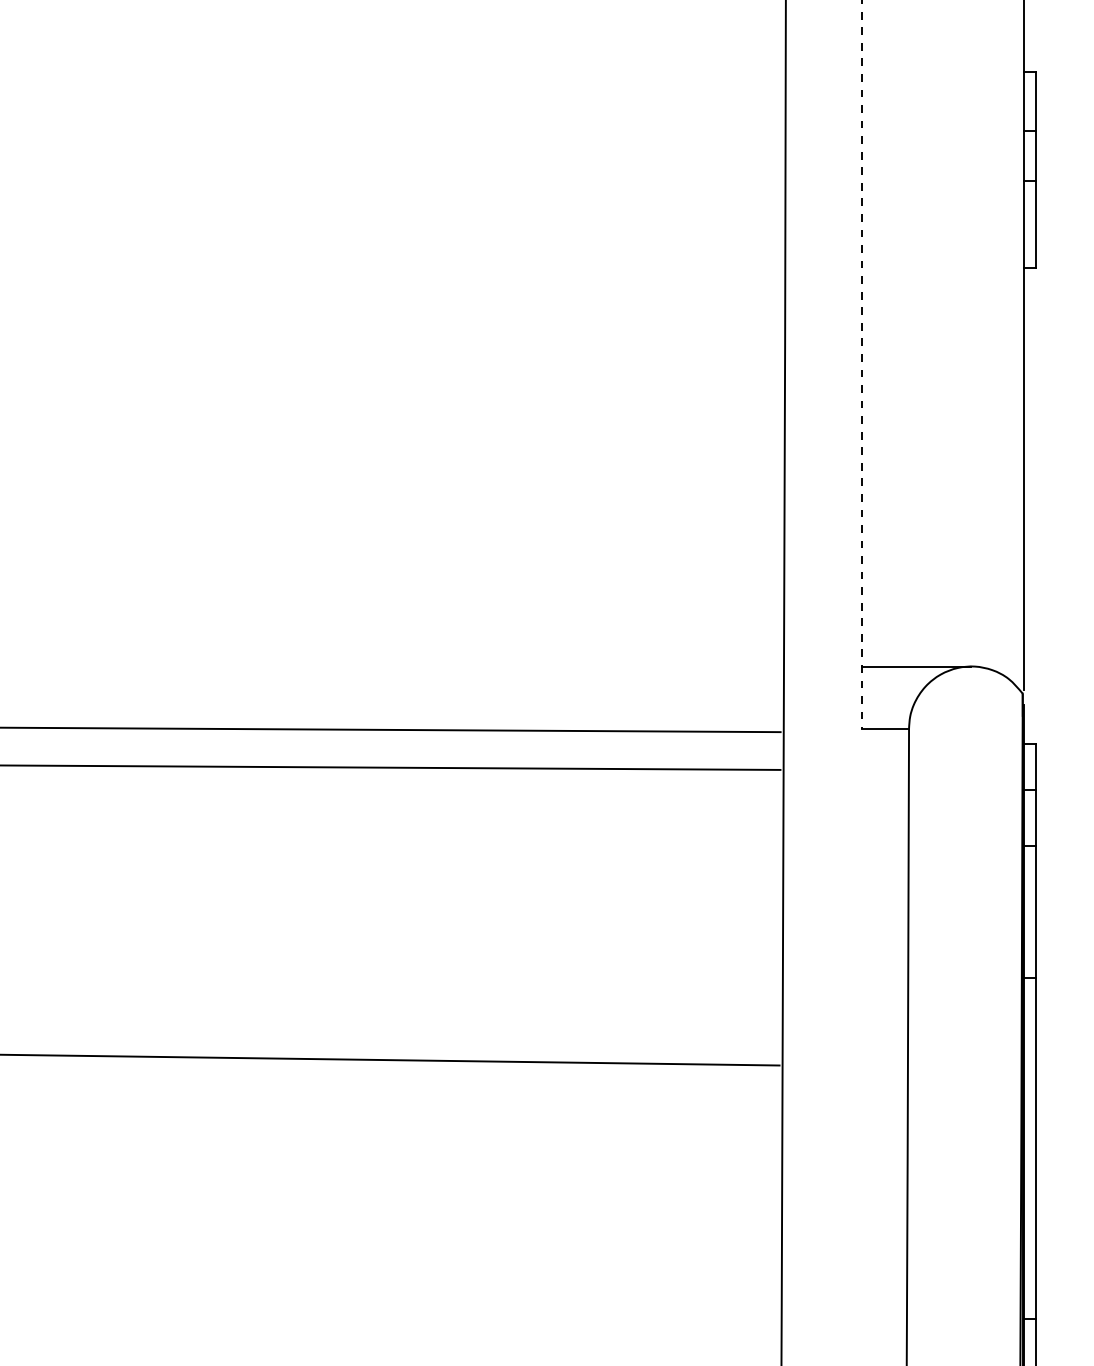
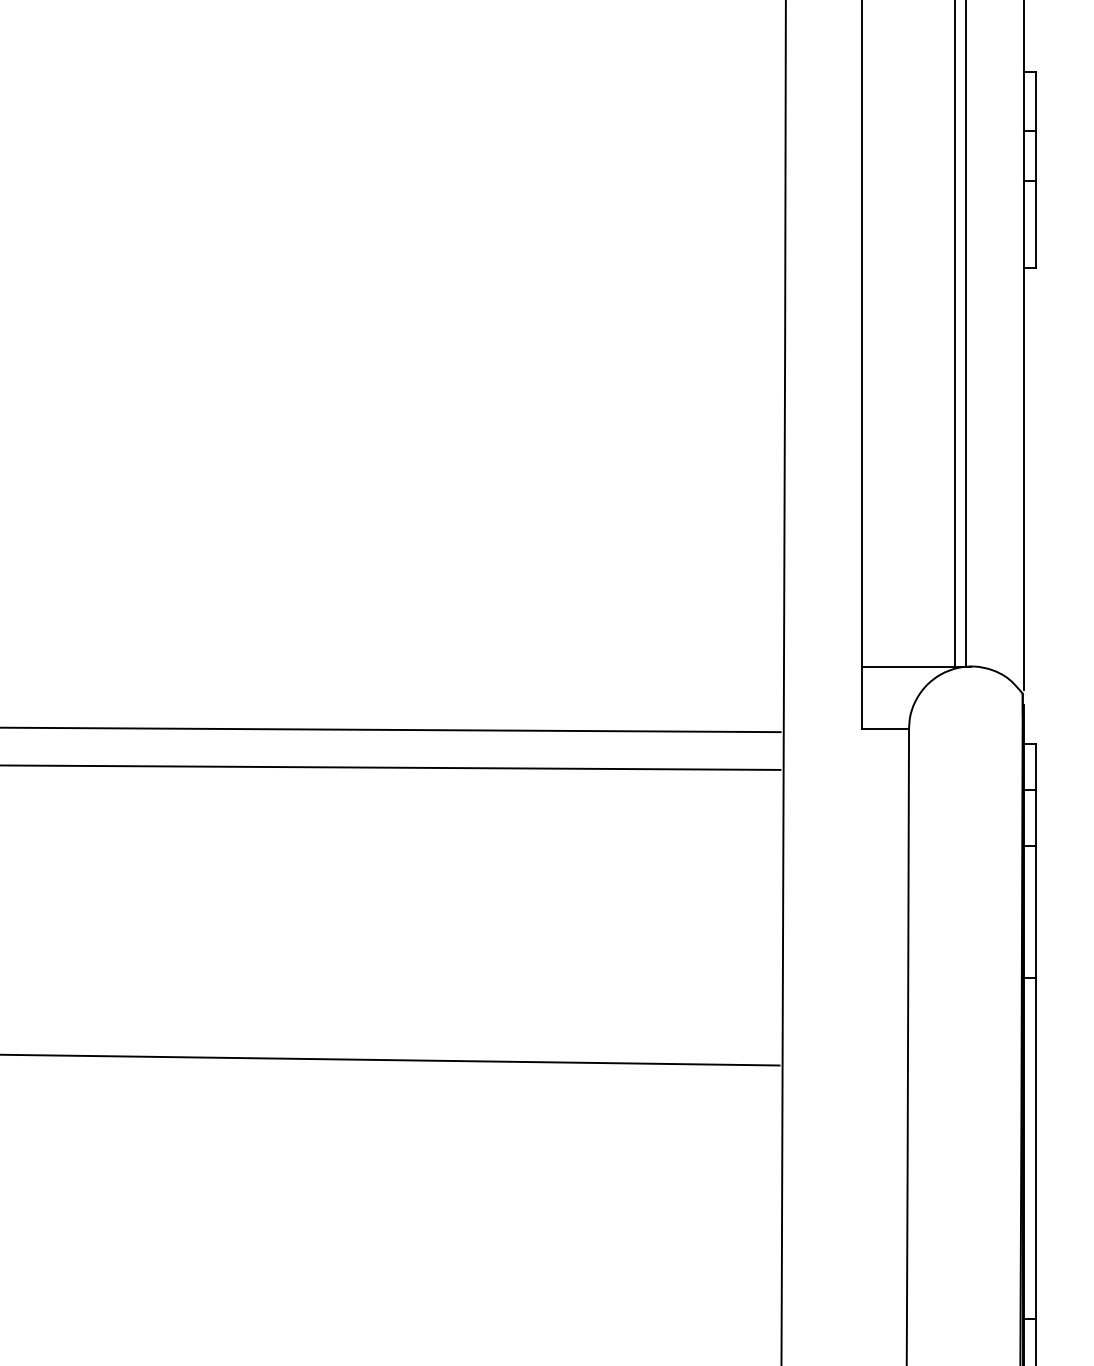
line: none -> present (955, 334)
line: none -> present (965, 334)
line: dashed -> solid (861, 364)
